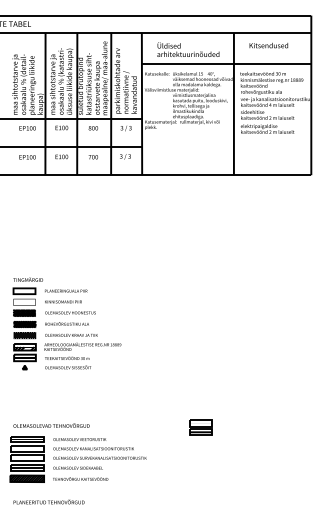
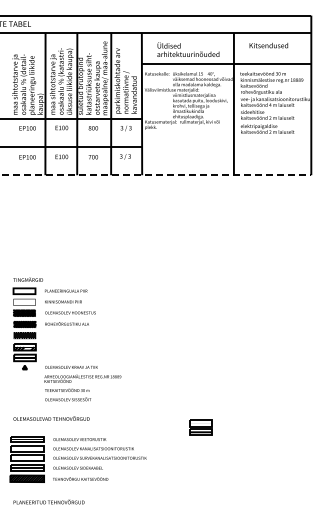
line: solid -> dashed (156, 175)
text position: (82, 351) -> (82, 383) (82, 383)
text position: (51, 425) -> (51, 418) (51, 418)
